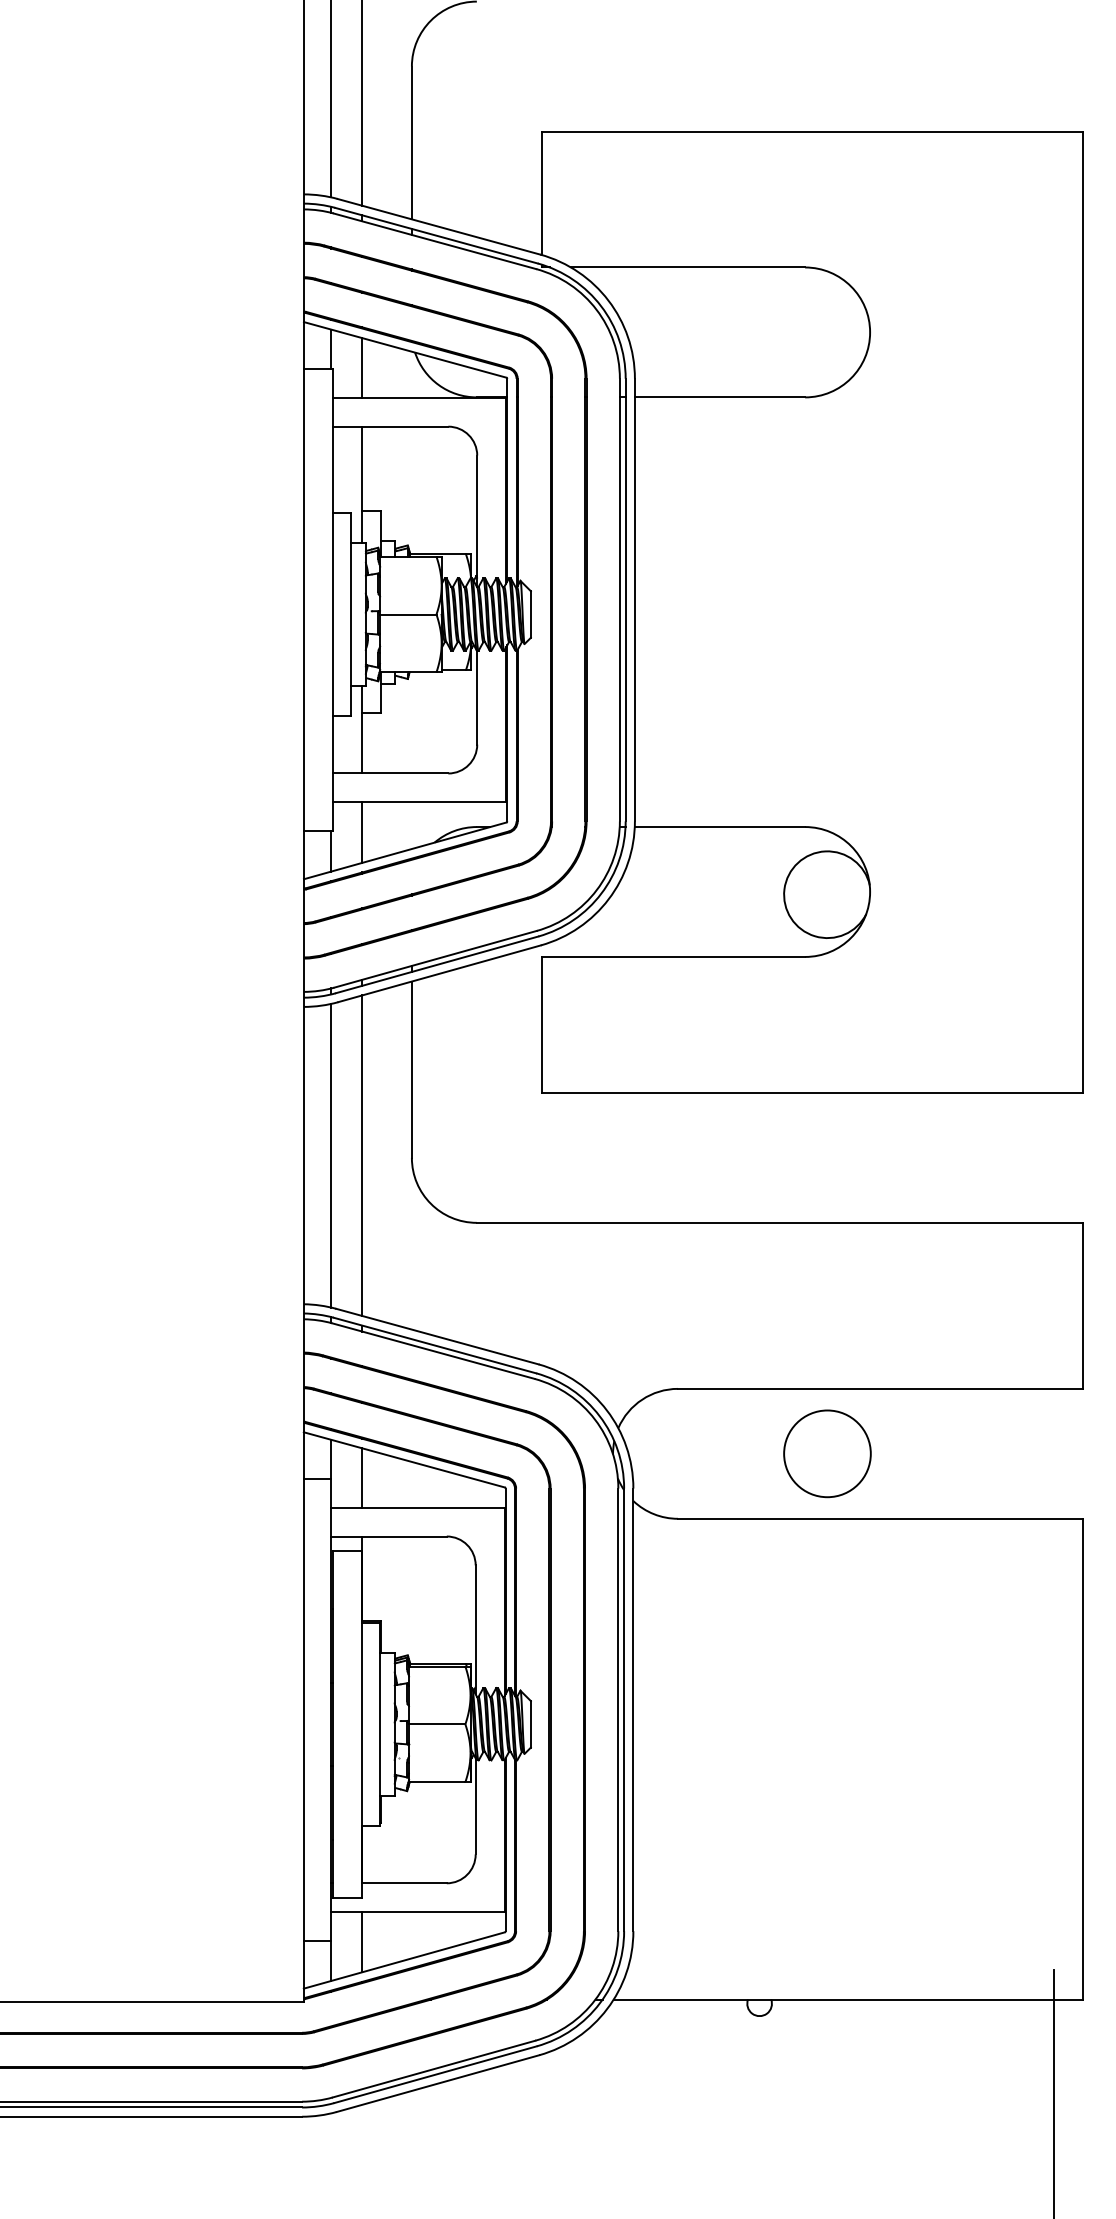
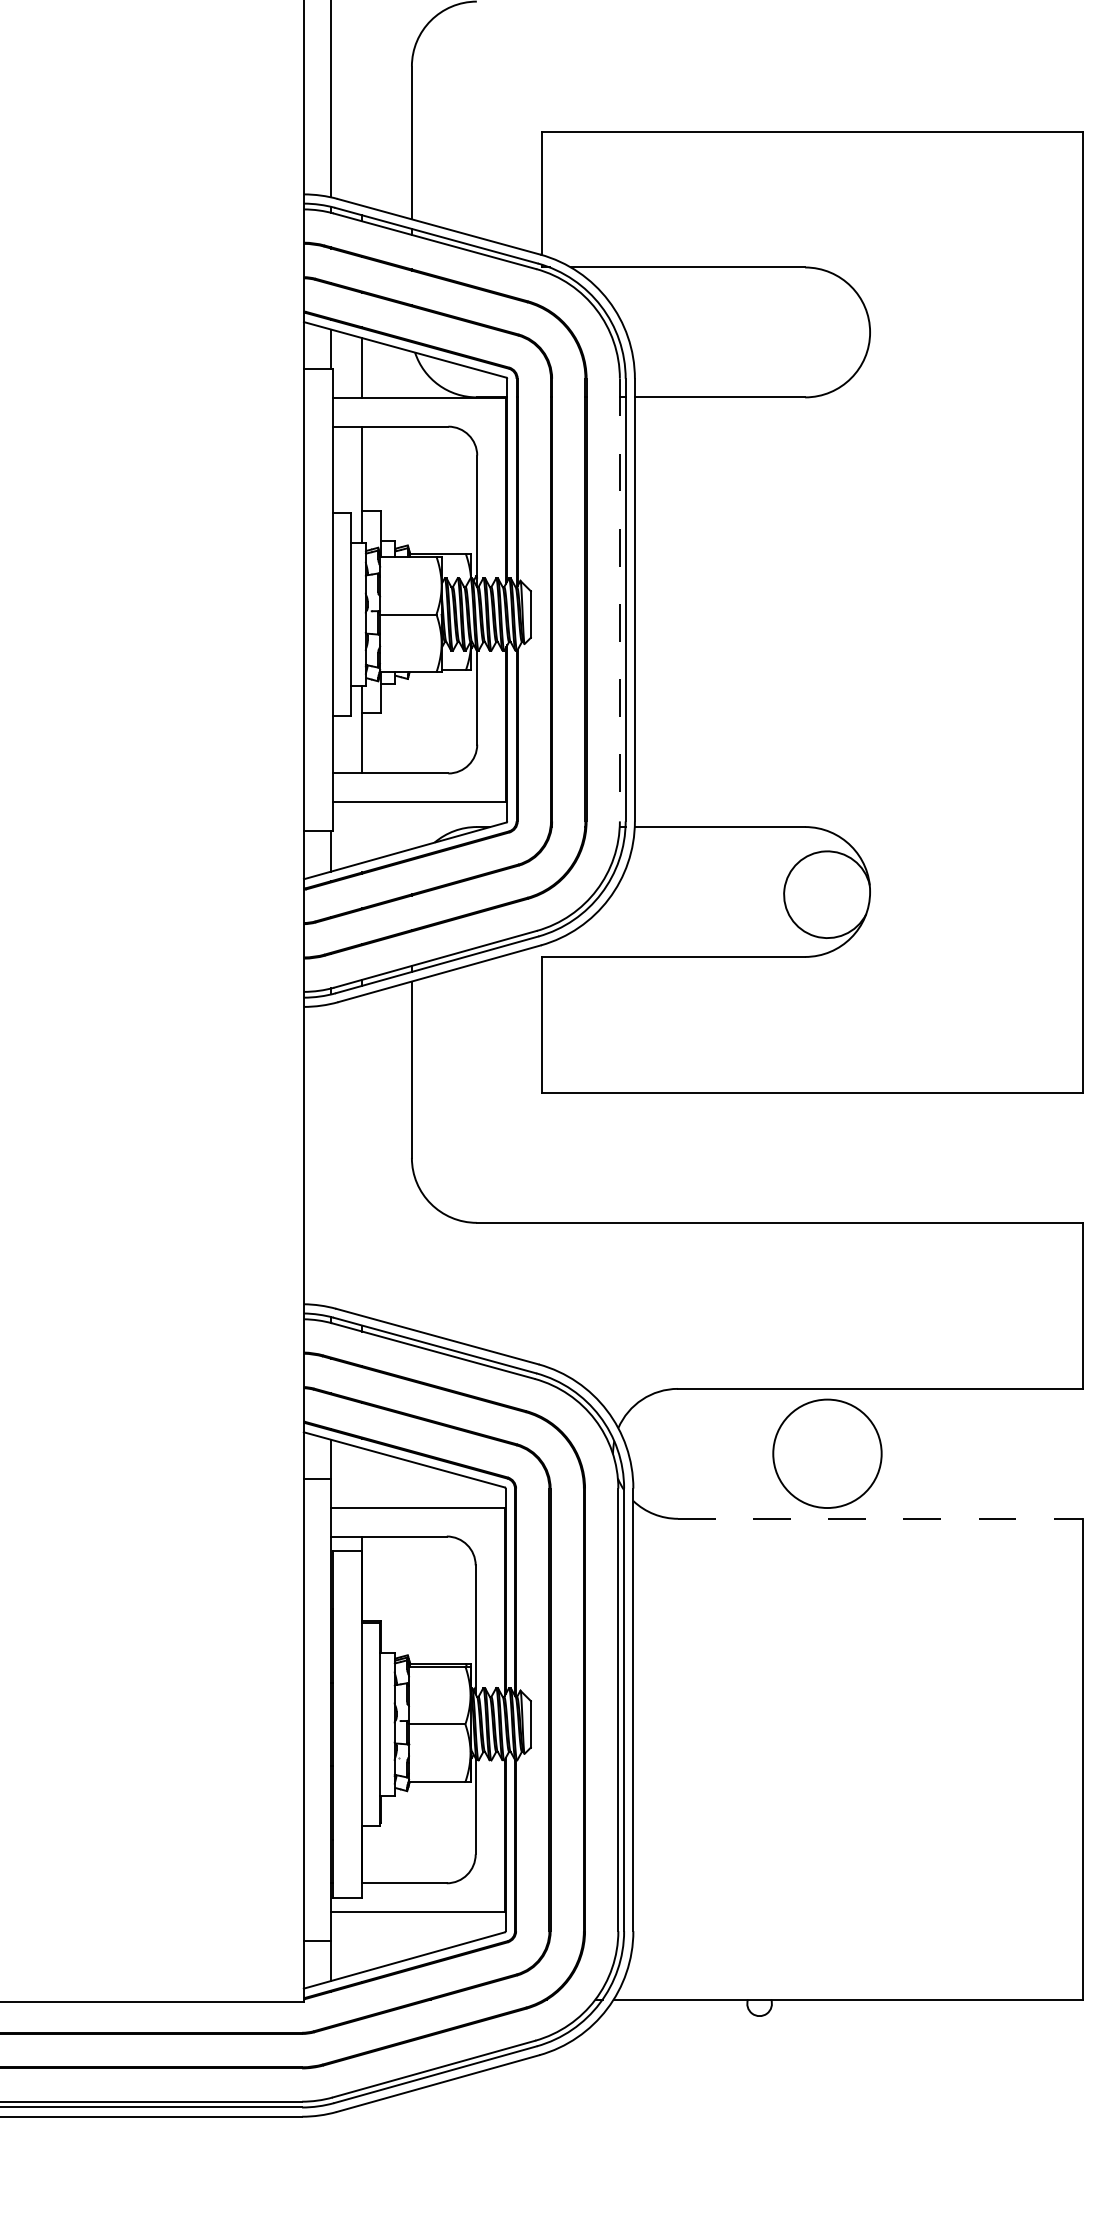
line: present -> none (362, 103)
line: solid -> dashed (619, 600)
line: present -> none (362, 832)
line: present -> none (331, 1155)
line: present -> none (362, 1155)
circle size: 89x90 px -> 111x111 px (827, 1453)
line: present -> none (362, 1477)
line: solid -> dashed (880, 1518)
line: present -> none (362, 1942)
line: present -> none (1053, 2092)
